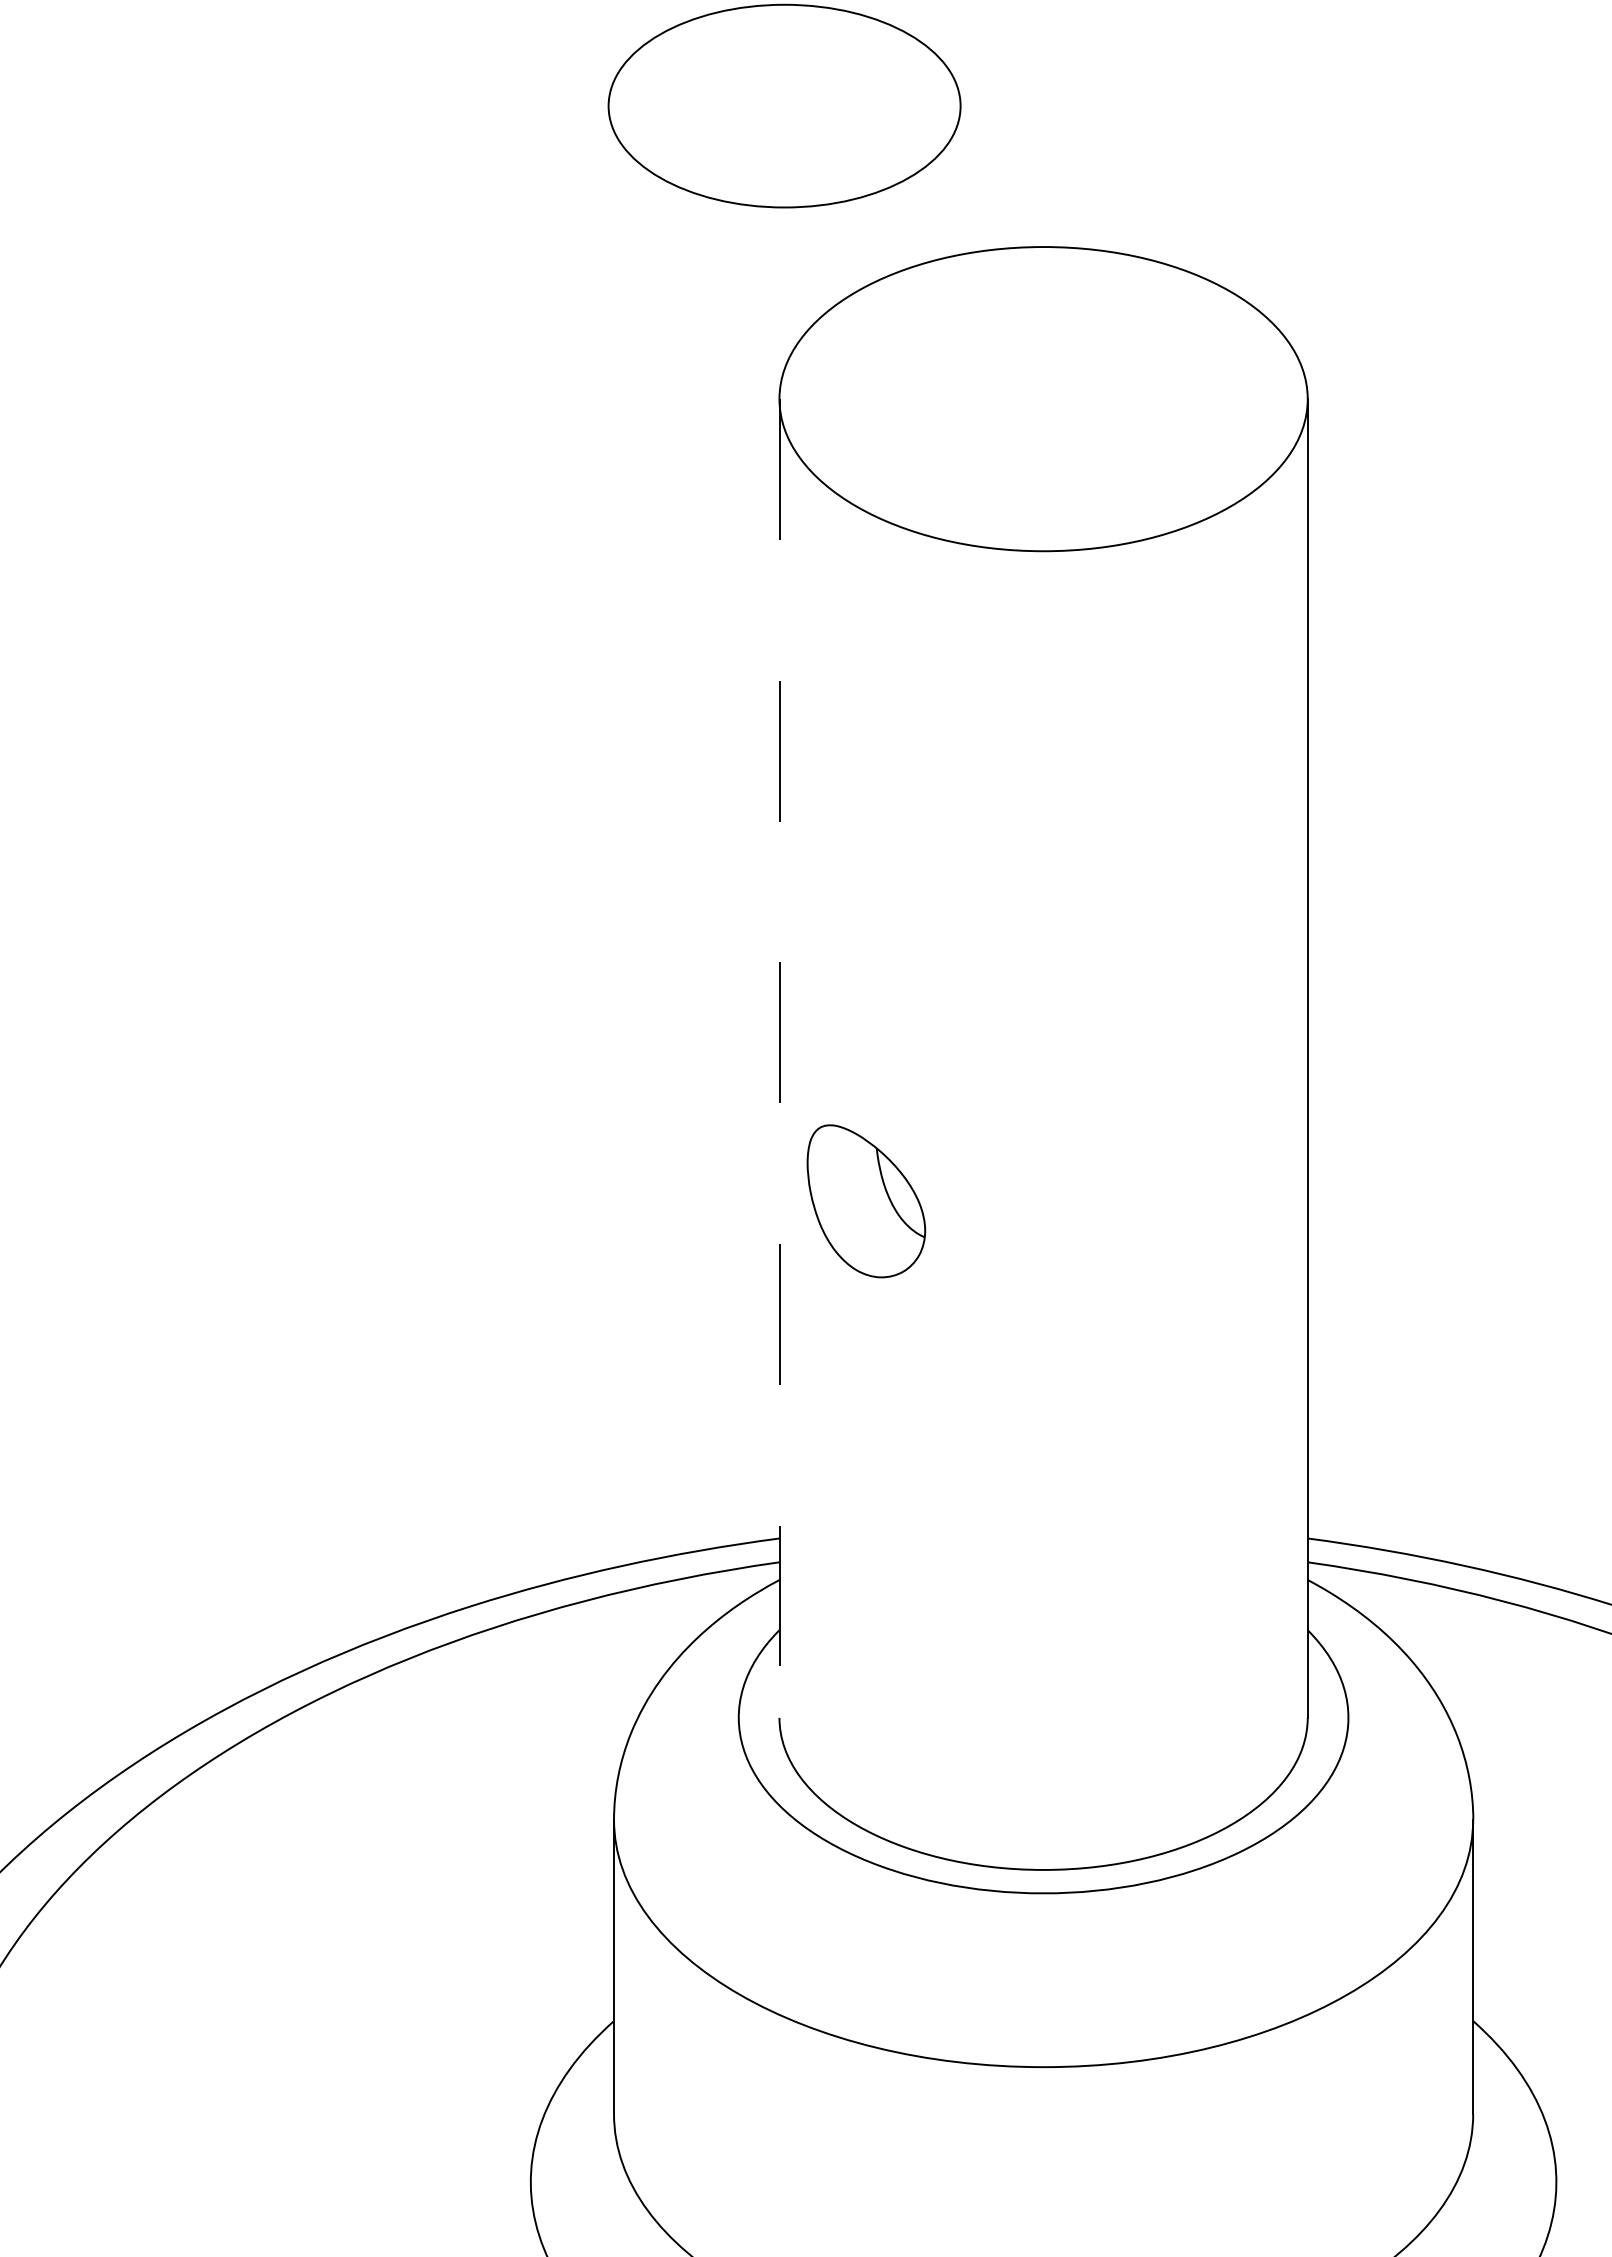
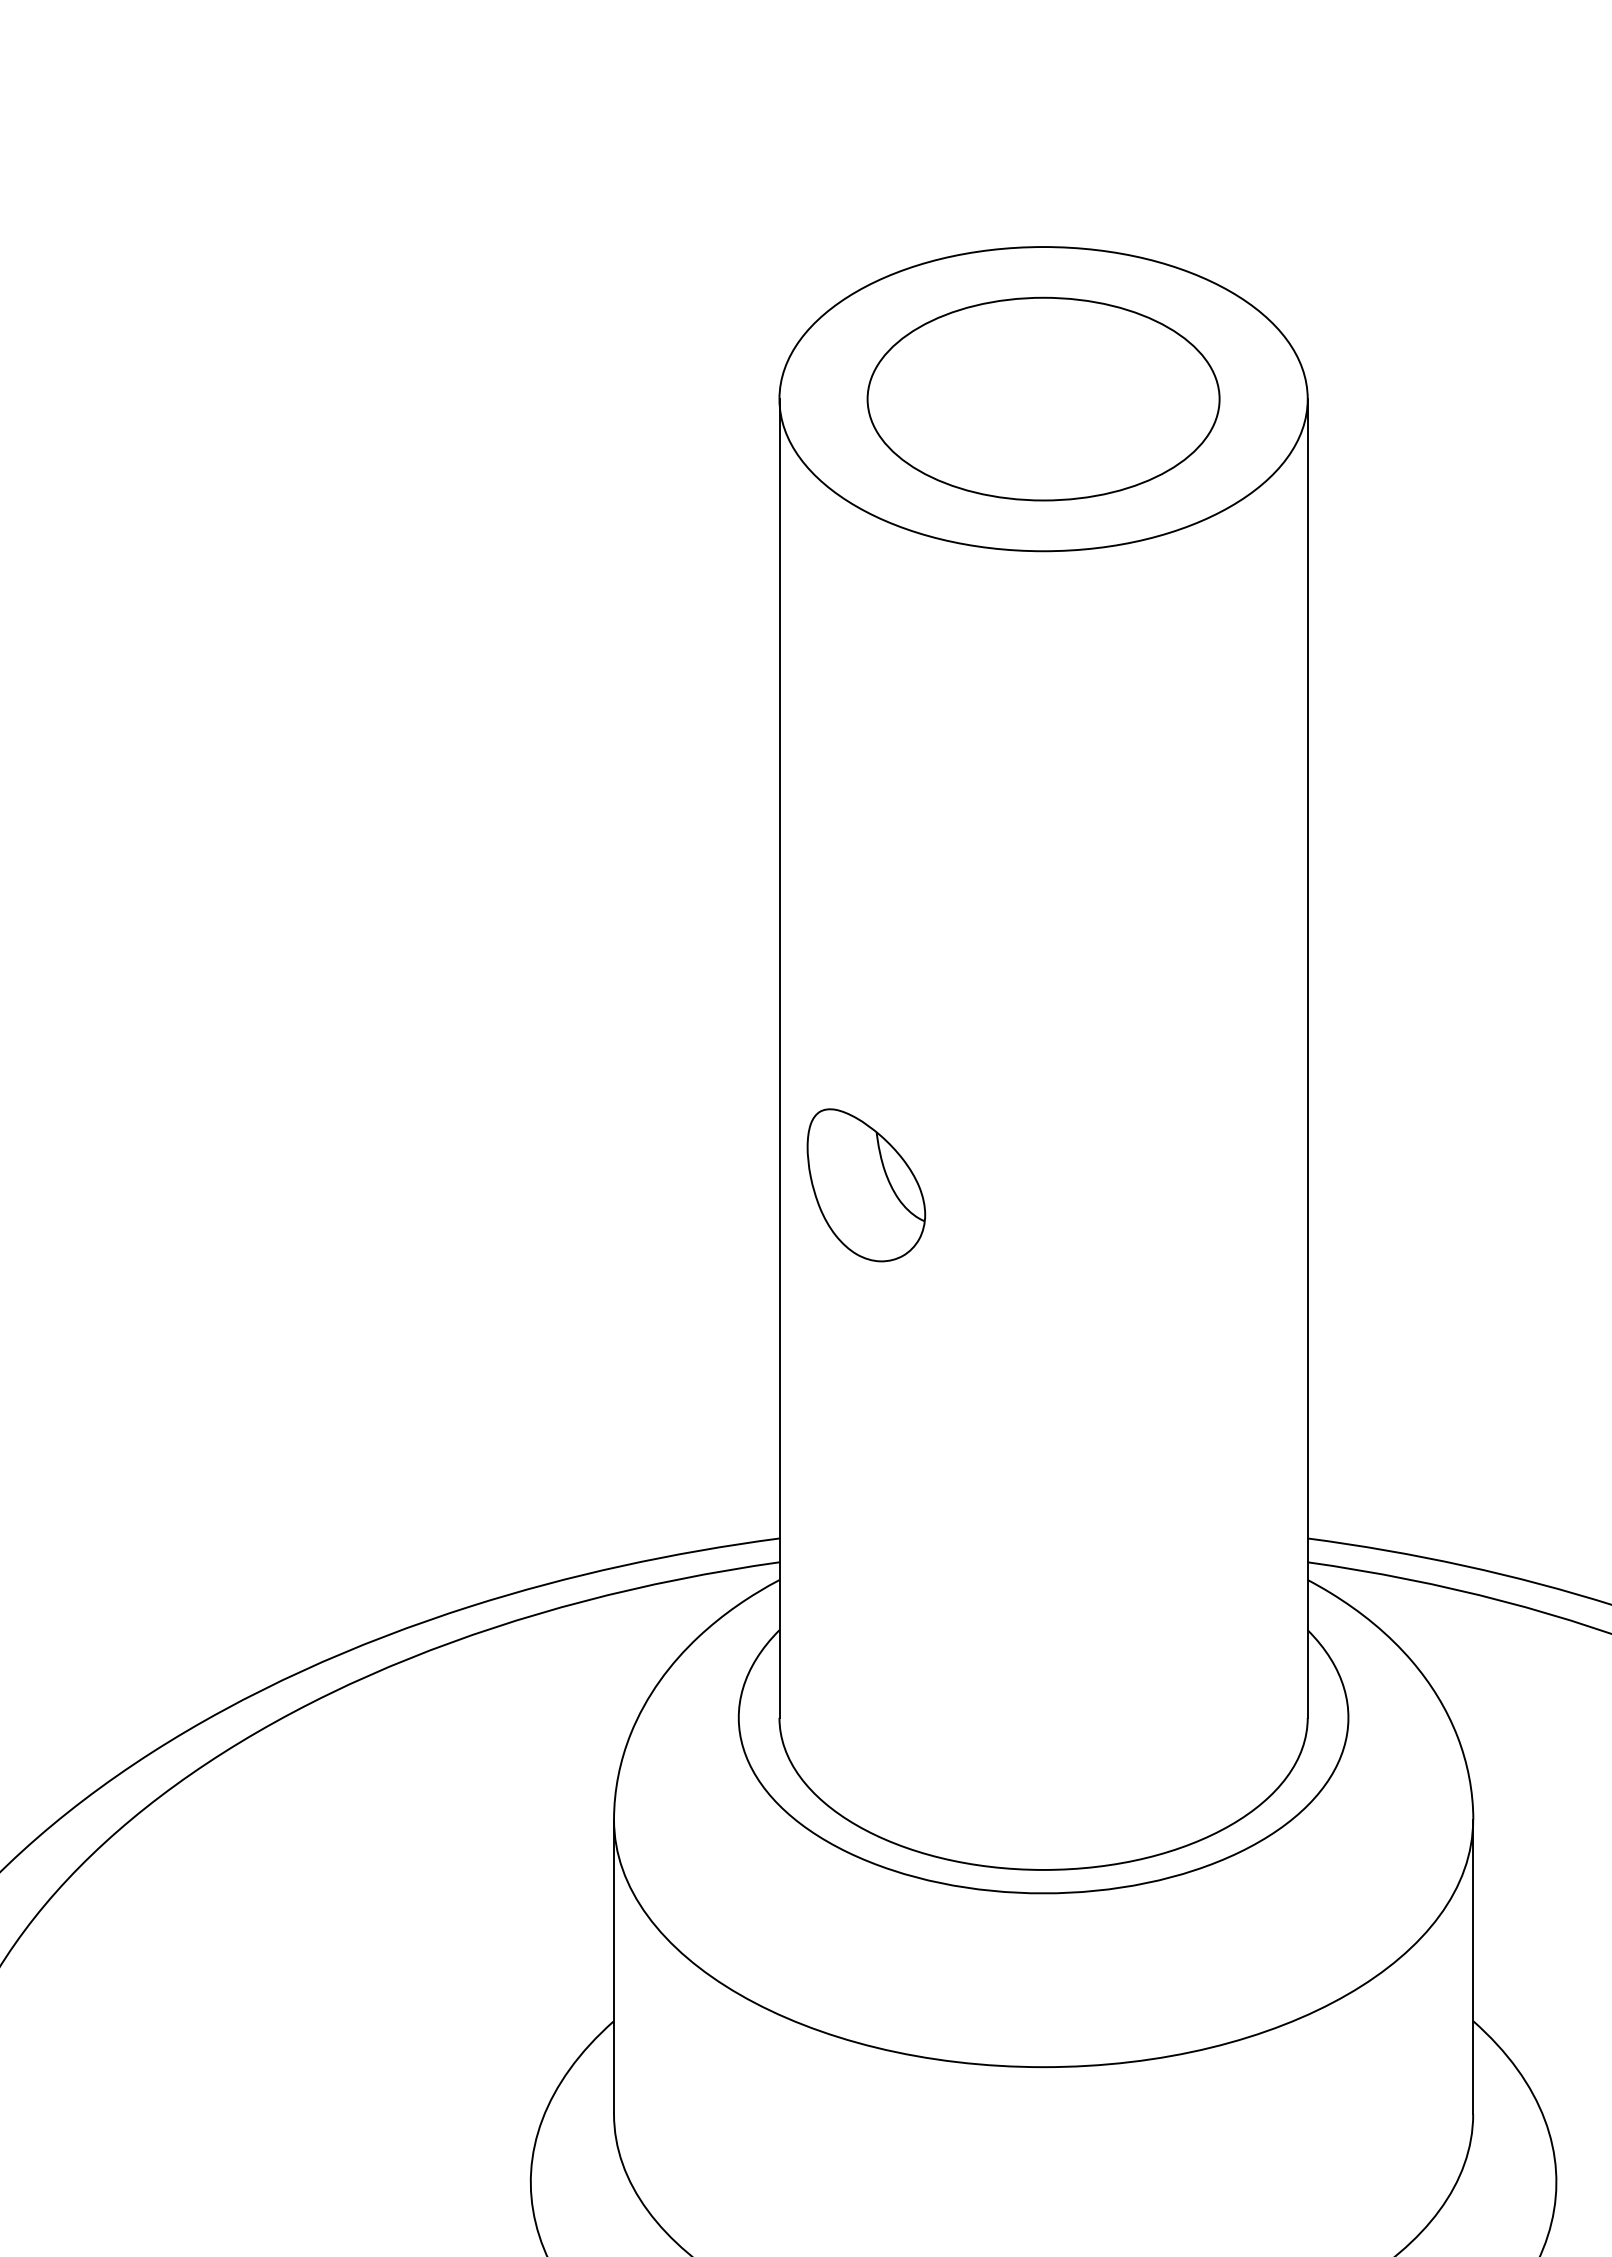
part position: (784, 105) -> (1043, 398) (1043, 398)
line: dashed -> solid (779, 1059)
part position: (866, 1201) -> (866, 1185) (866, 1185)
